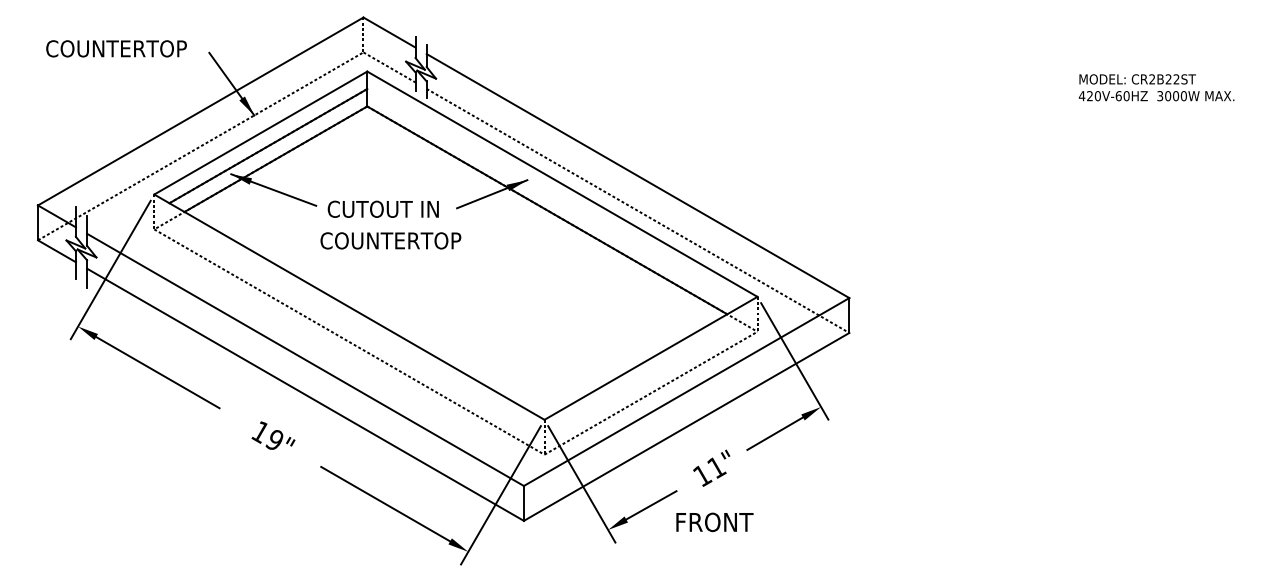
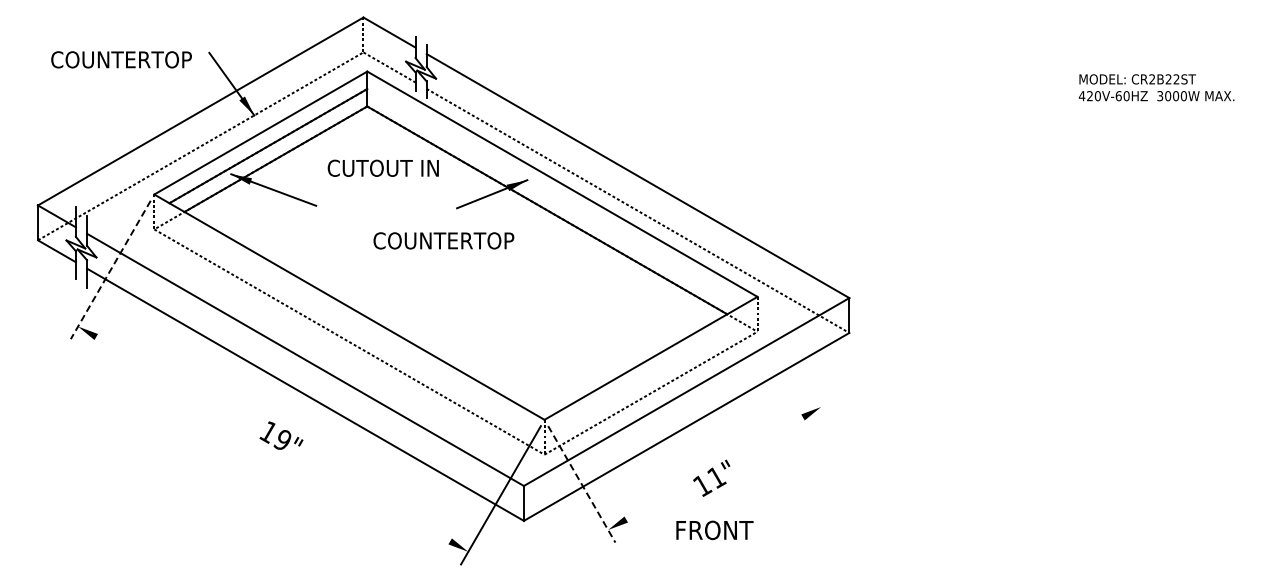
text position: (116, 48) -> (121, 59) (121, 59)
text position: (382, 208) -> (382, 167) (382, 167)
text position: (390, 240) -> (443, 240) (443, 240)
line: solid -> dashed (110, 270)
line: present -> none (794, 361)
line: present -> none (157, 372)
line: present -> none (774, 433)
text position: (273, 435) -> (281, 435) (281, 435)
text position: (711, 467) -> (711, 477) (711, 477)
line: solid -> dashed (582, 484)
line: present -> none (385, 503)
line: present -> none (651, 505)
text position: (714, 522) -> (714, 530) (714, 530)
